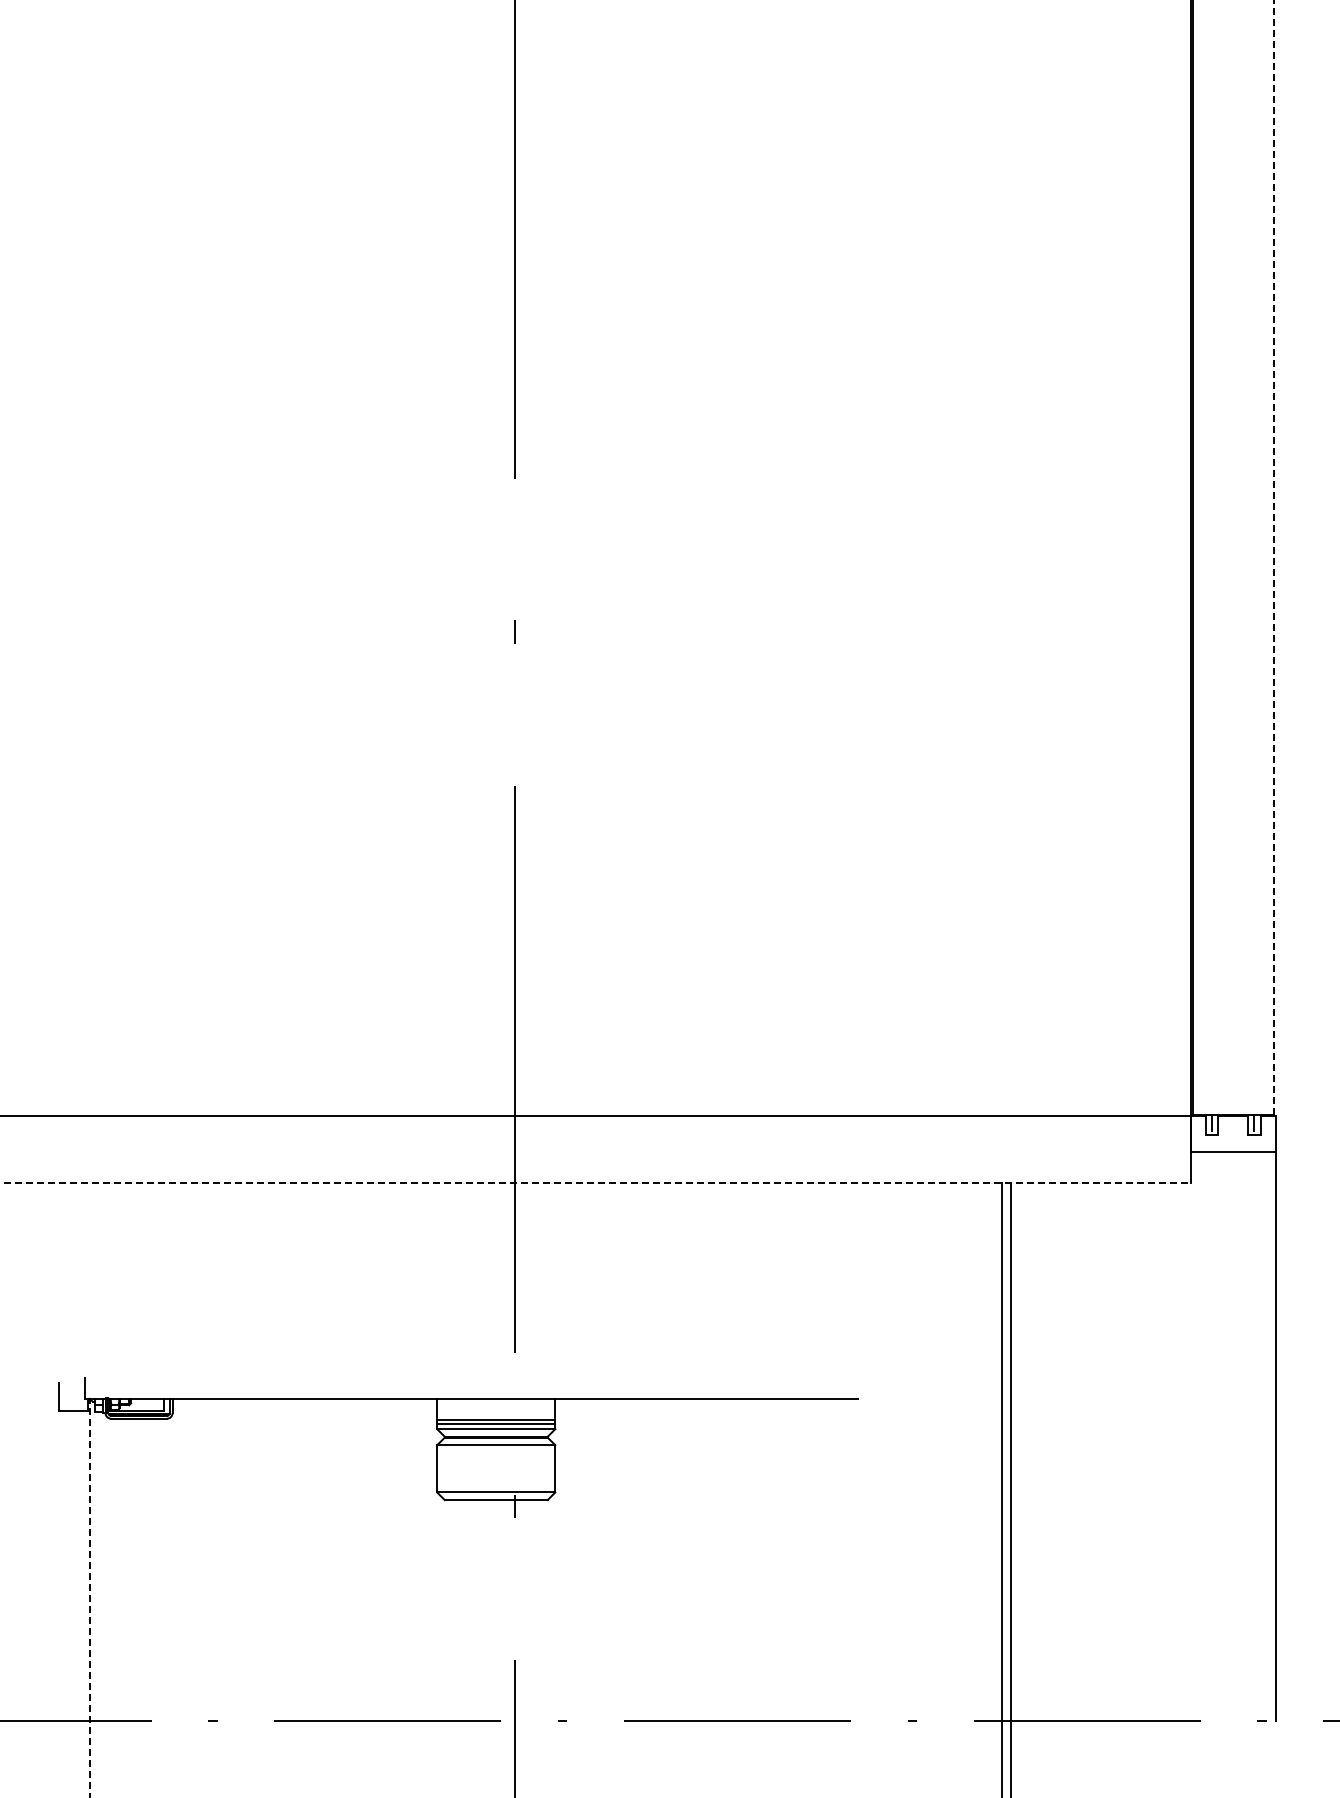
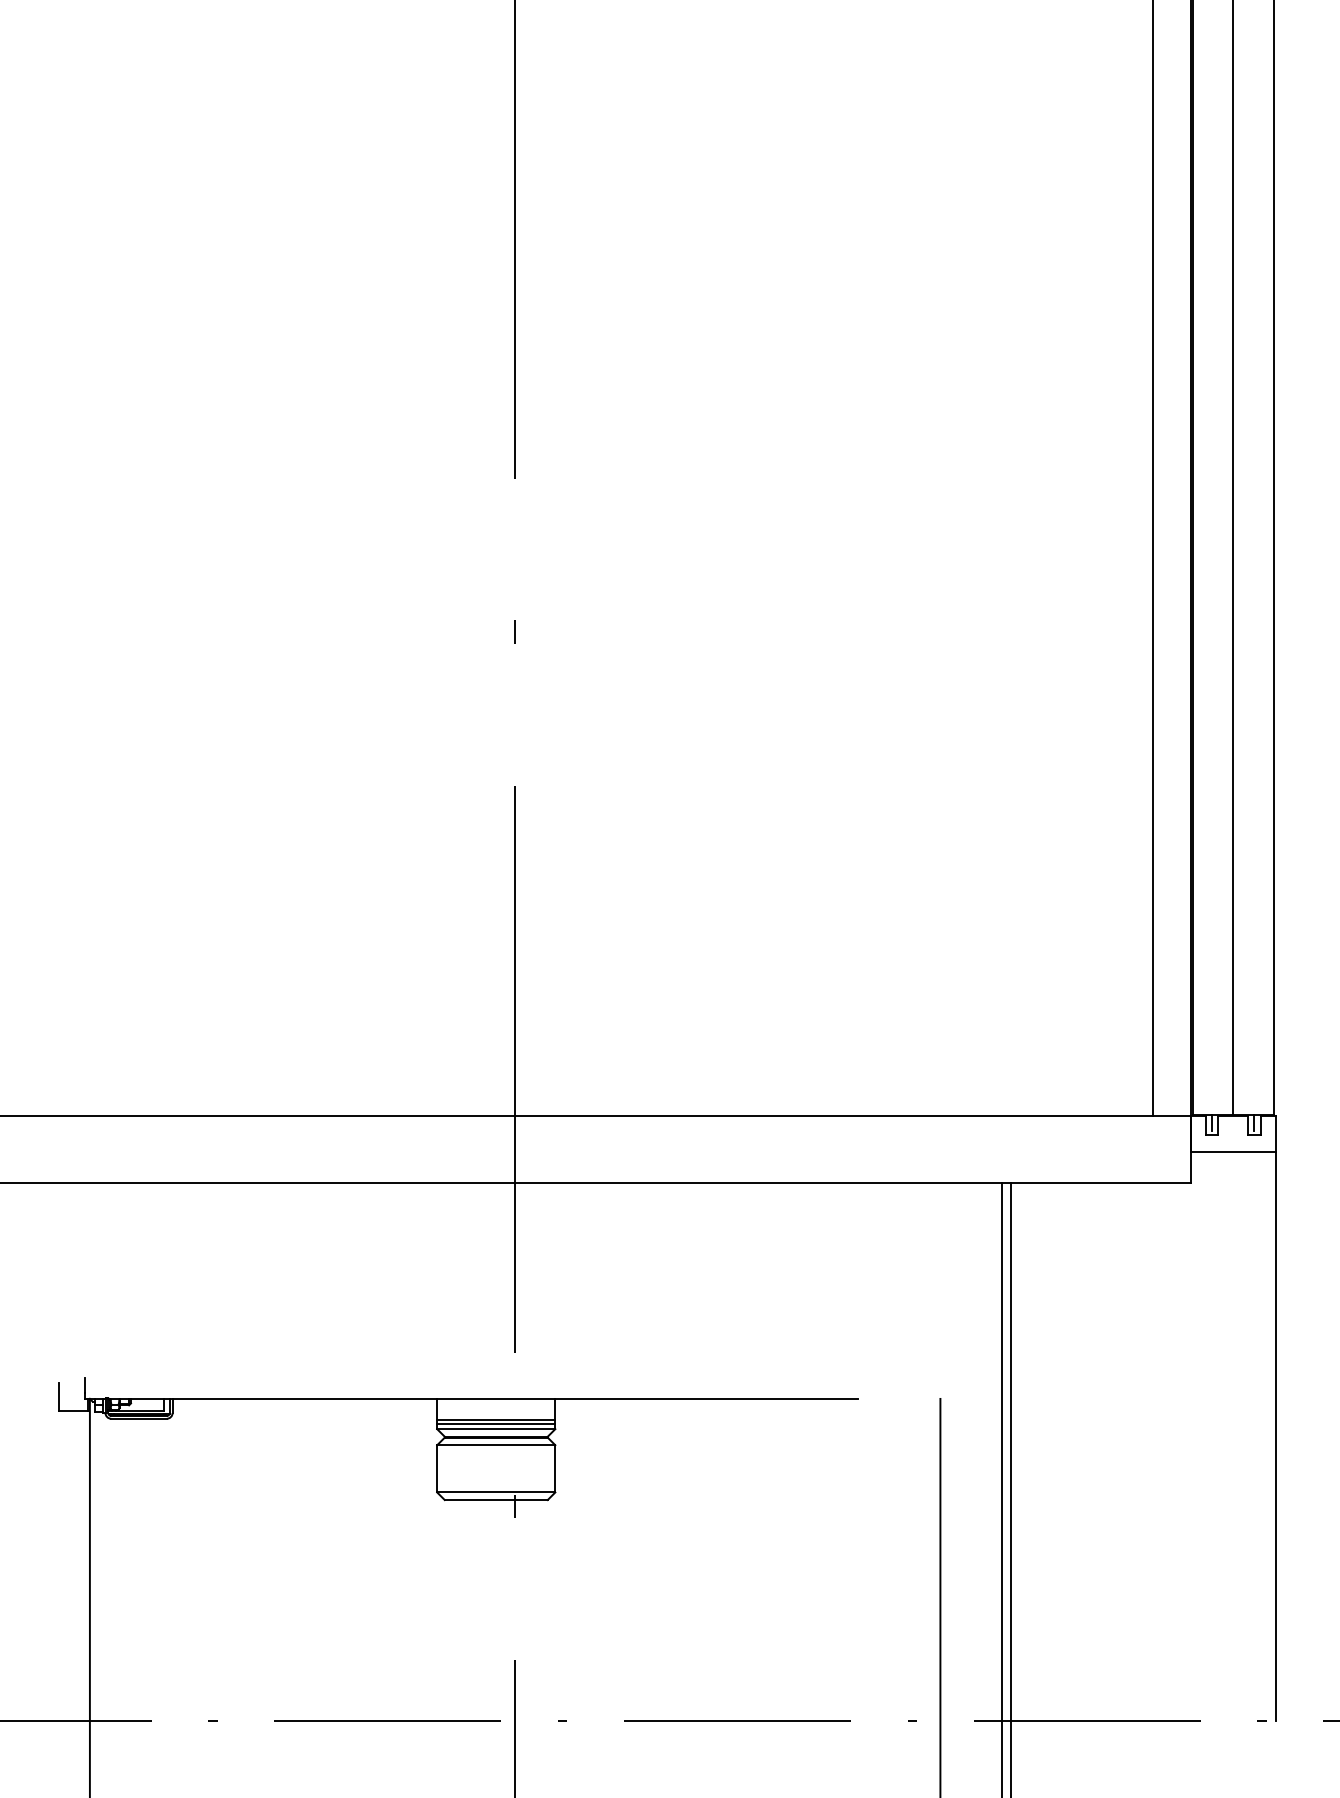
line: dashed -> solid (1273, 556)
line: none -> present (1233, 558)
line: none -> present (1153, 559)
line: dashed -> solid (596, 1182)
line: none -> present (940, 1596)
line: dashed -> solid (89, 1597)
